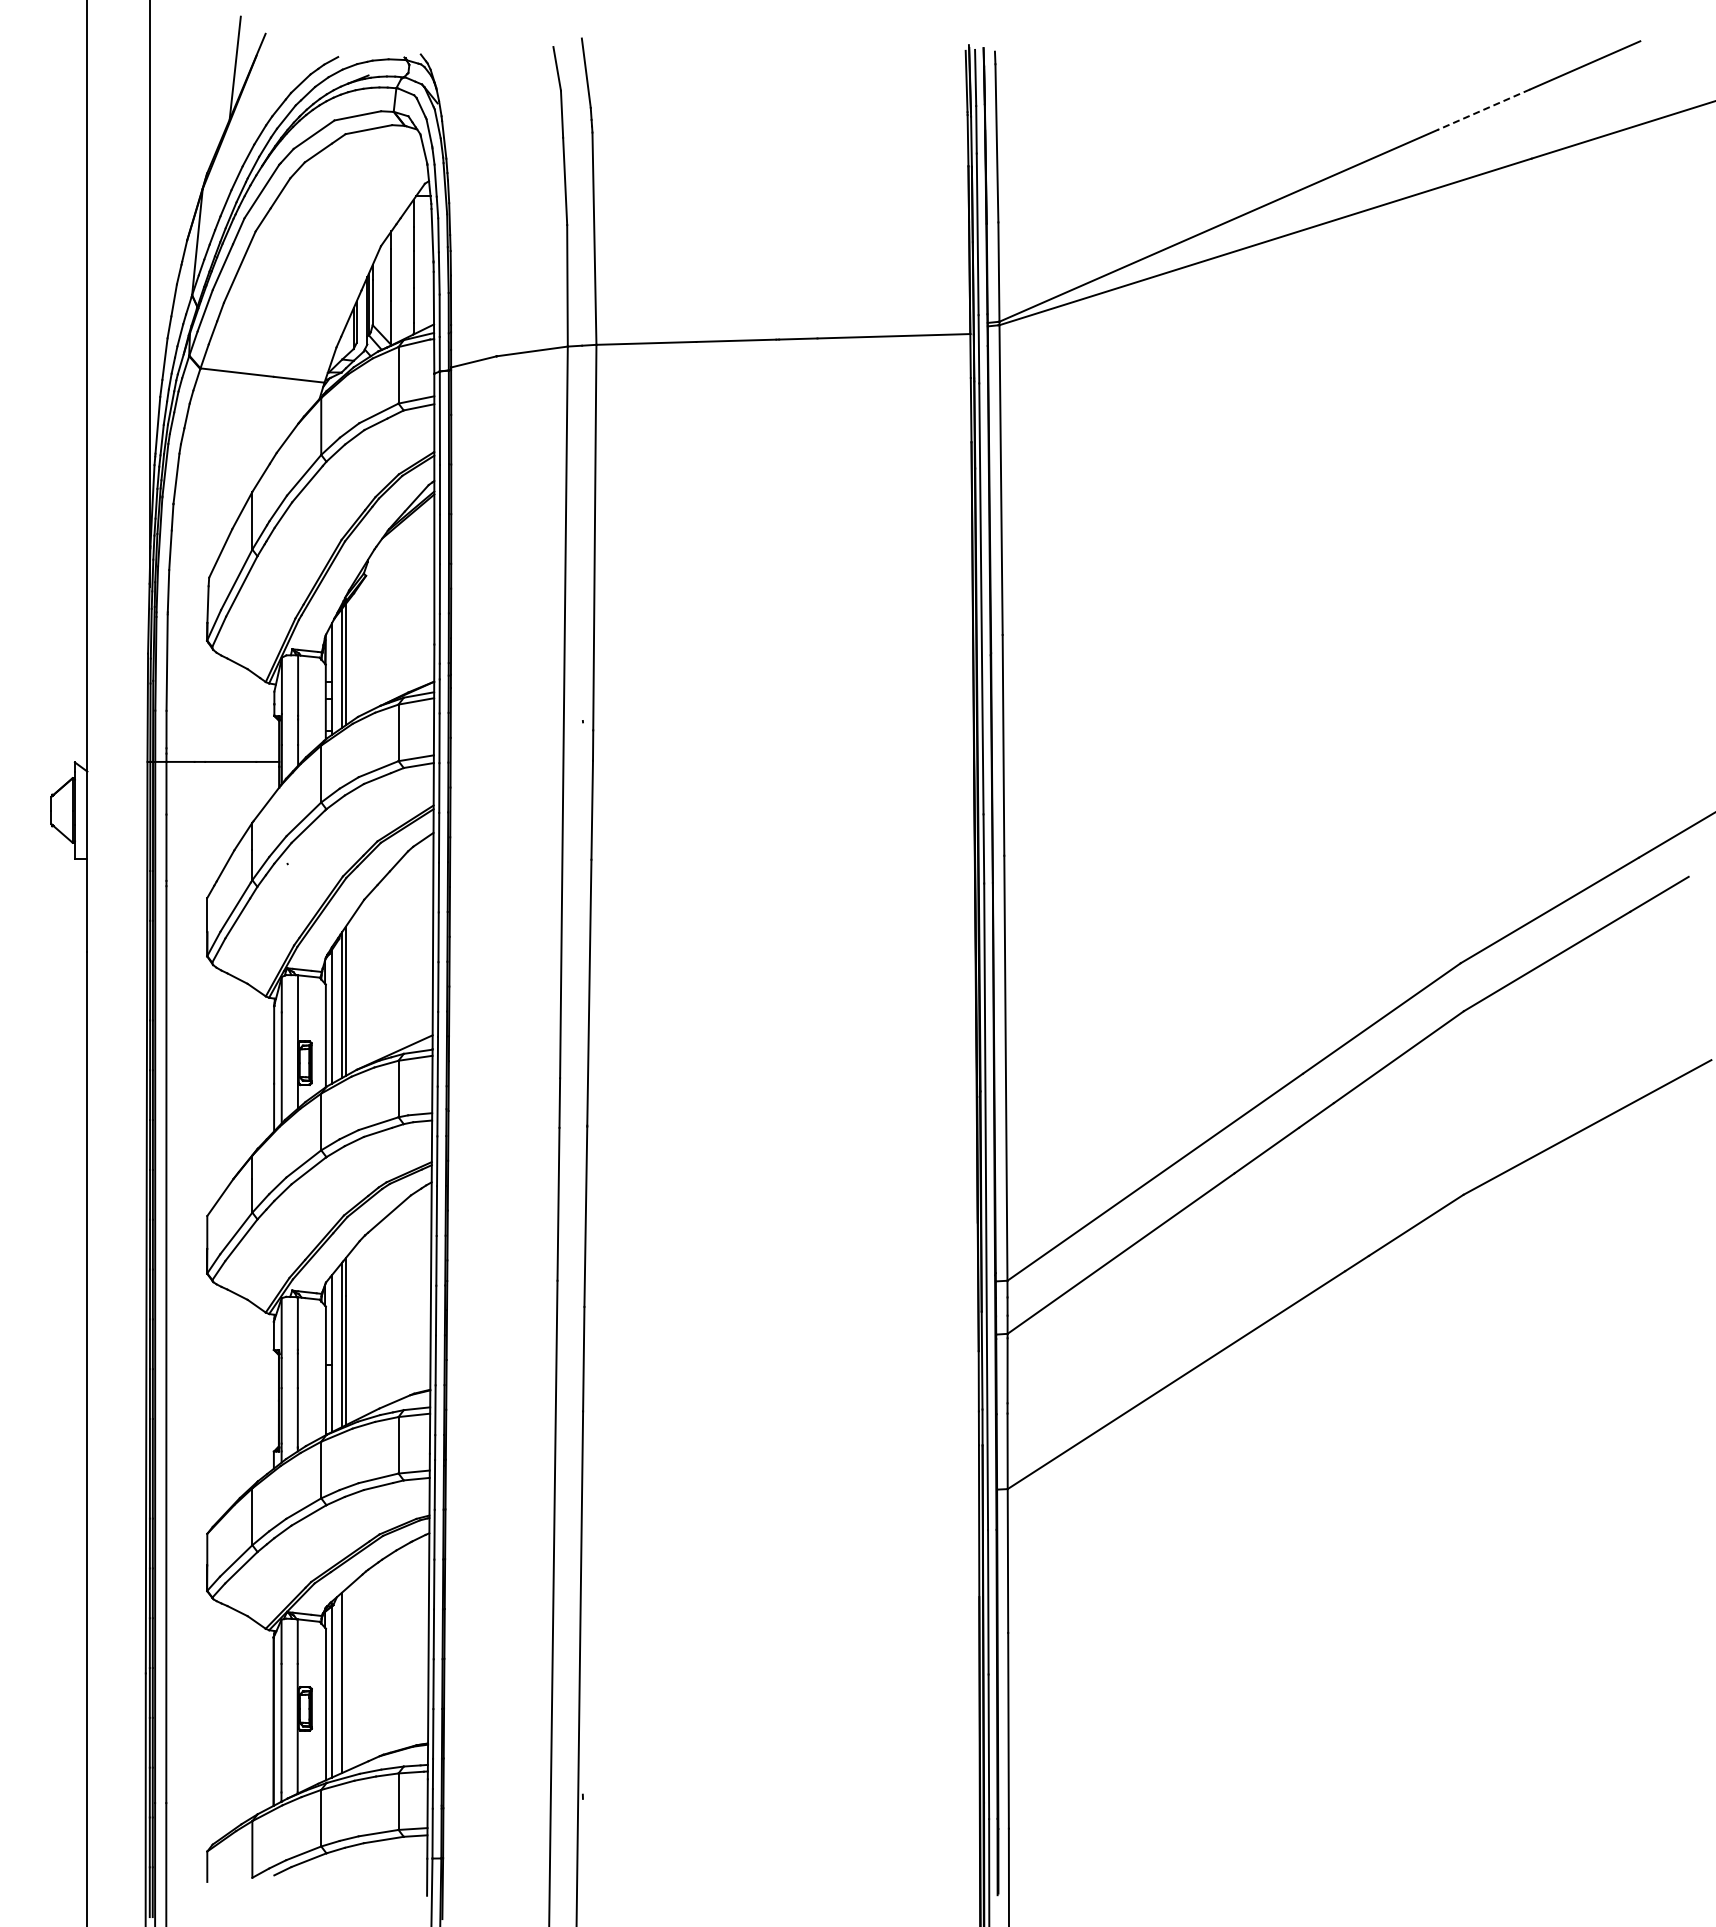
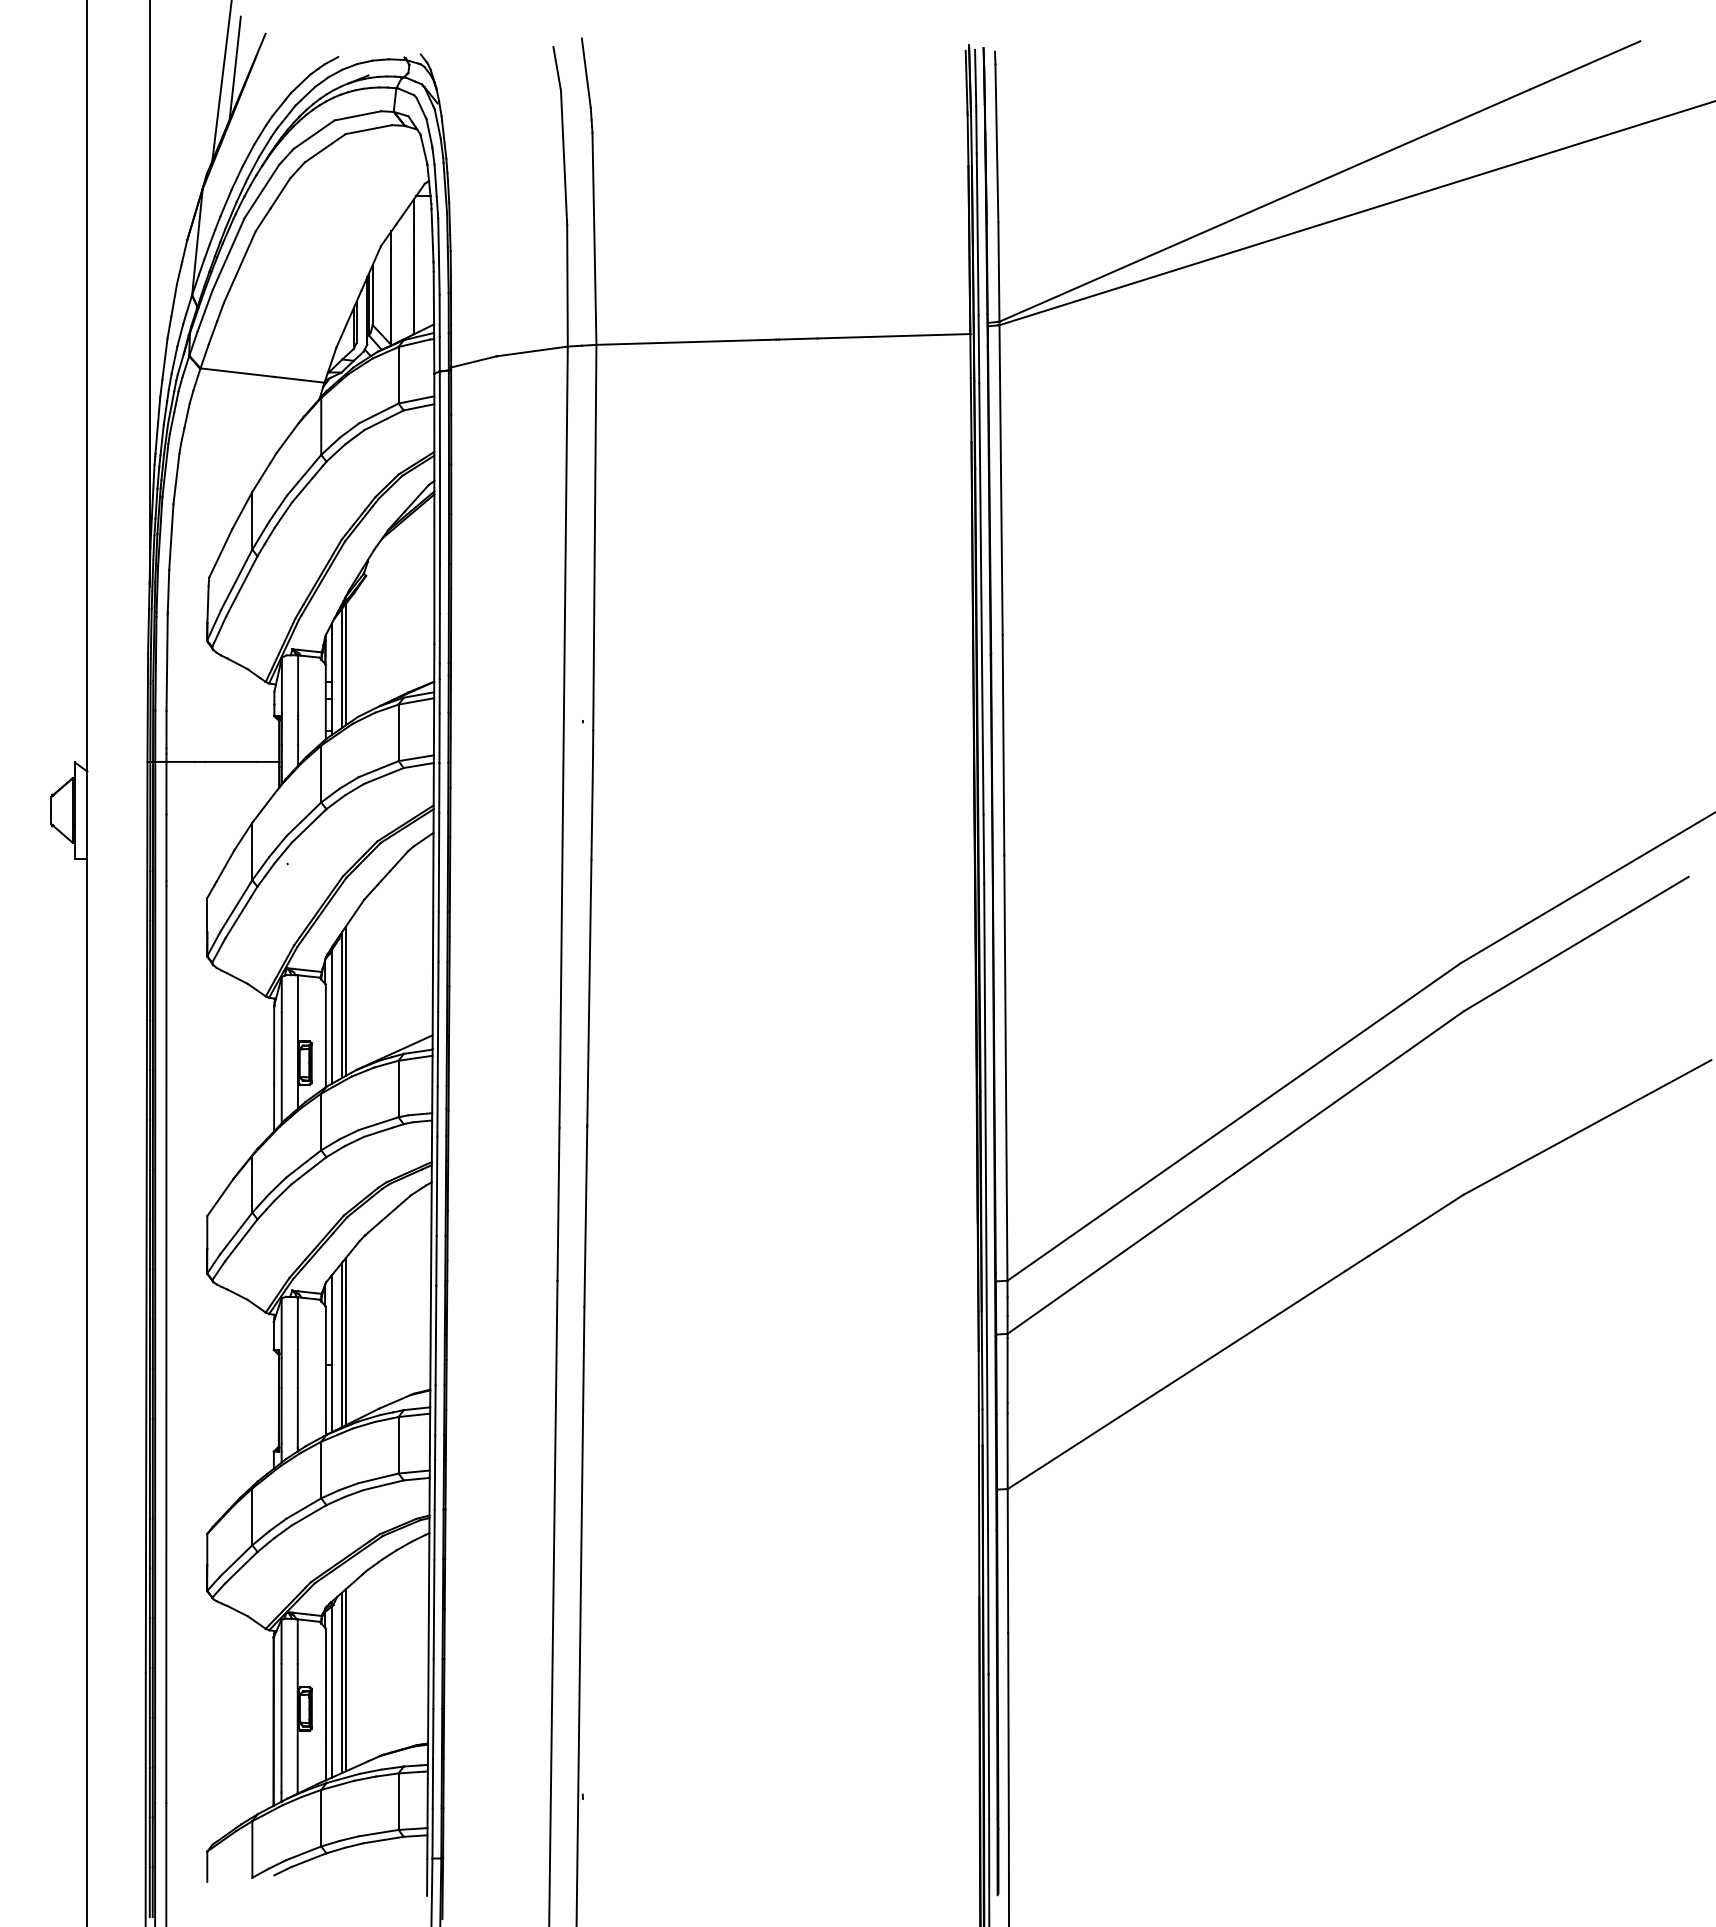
line: none -> present (221, 81)
line: dashed -> solid (1483, 109)
line: none -> present (345, 1680)
